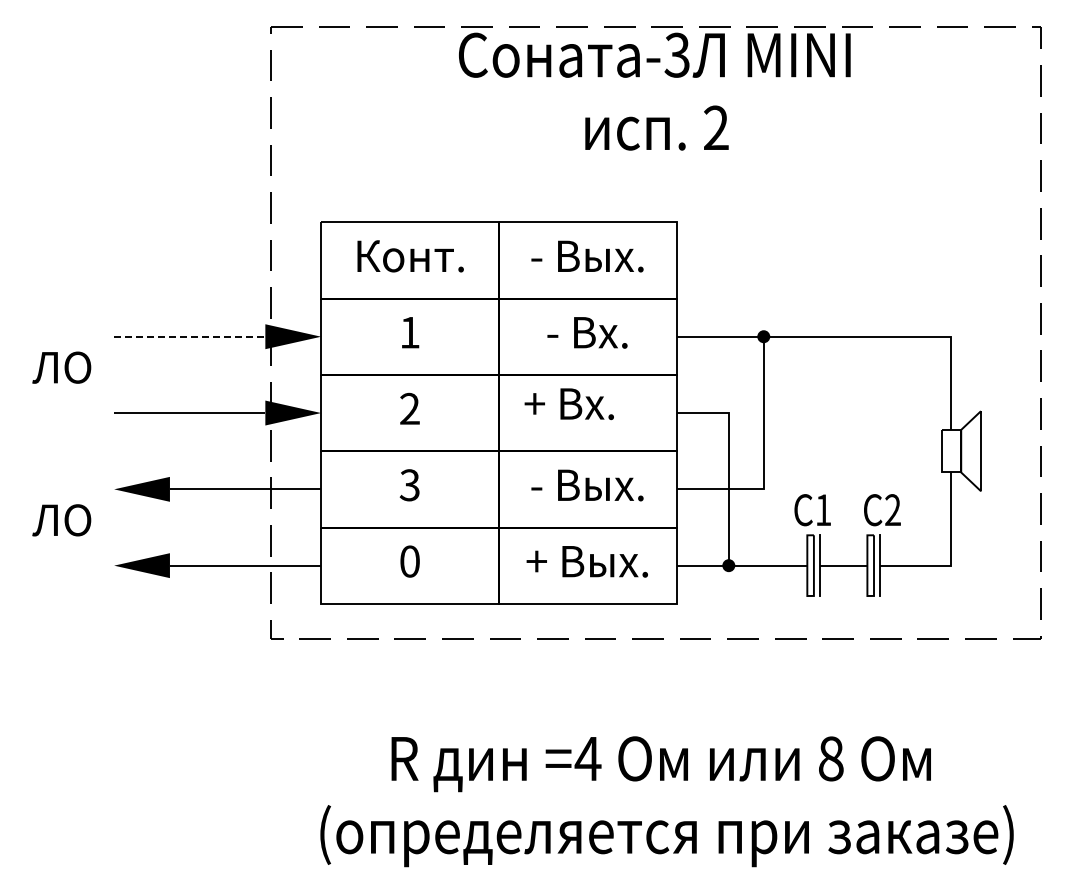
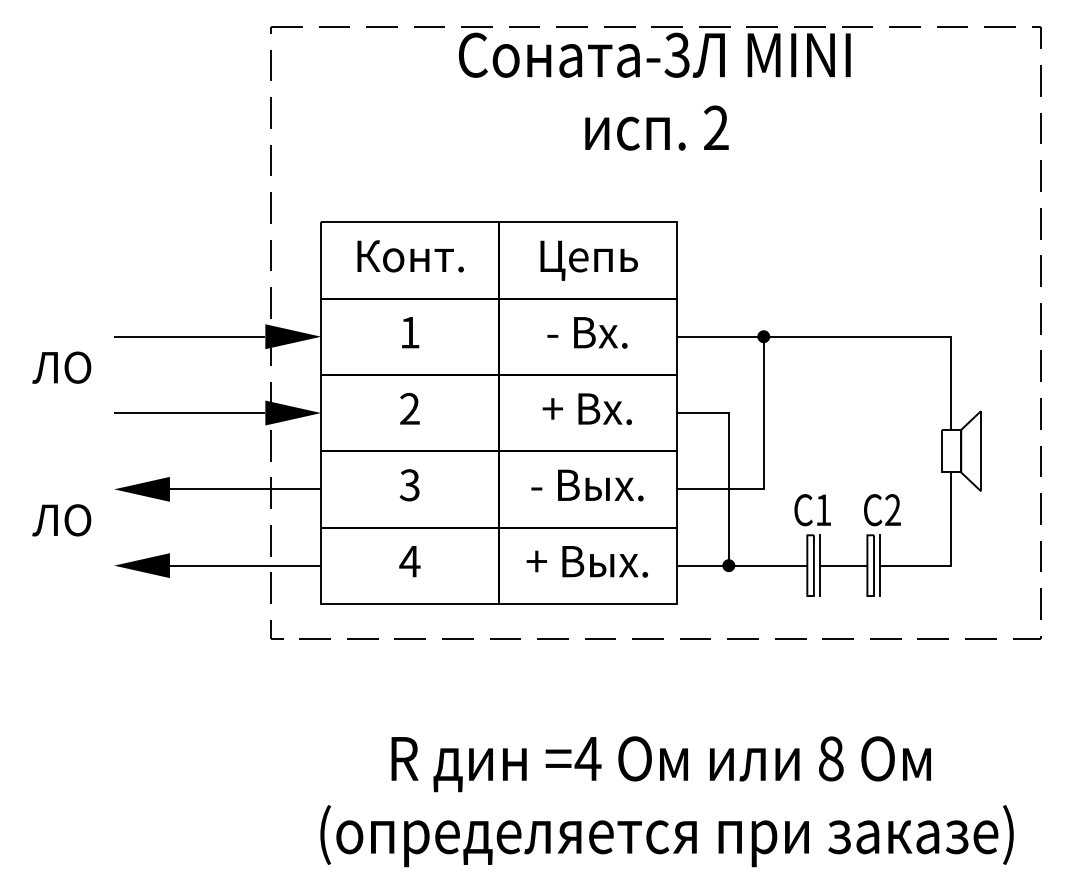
text: - Вых. -> Цепь (587, 260)
line: dashed -> solid (189, 336)
text position: (568, 404) -> (586, 409) (586, 409)
text: 0 -> 4 (409, 561)
